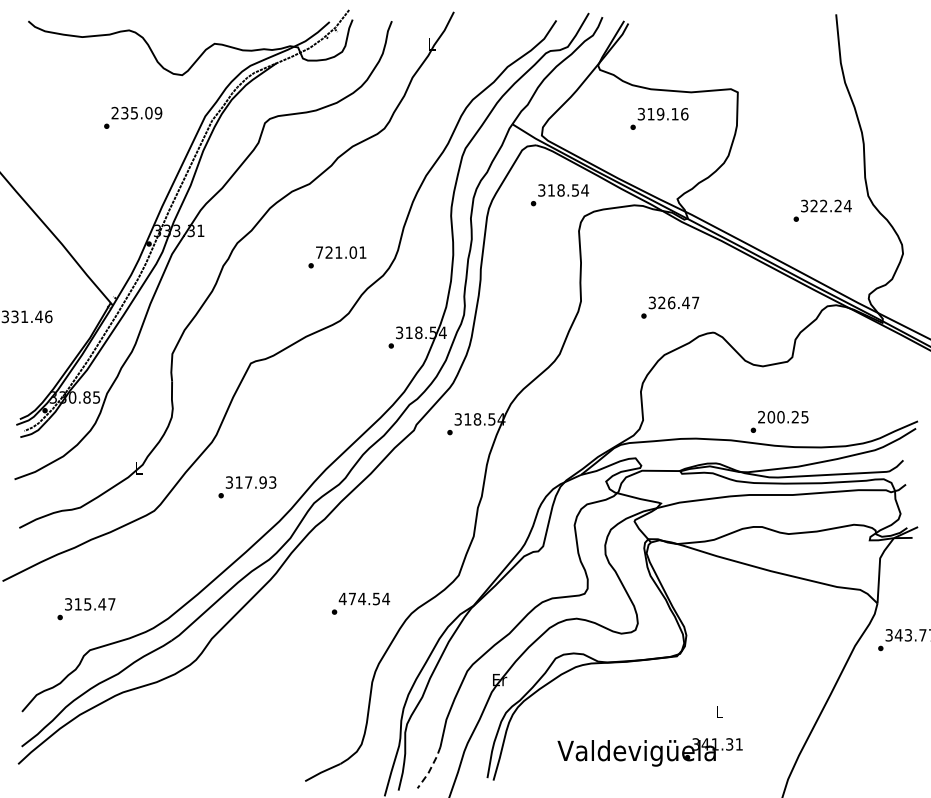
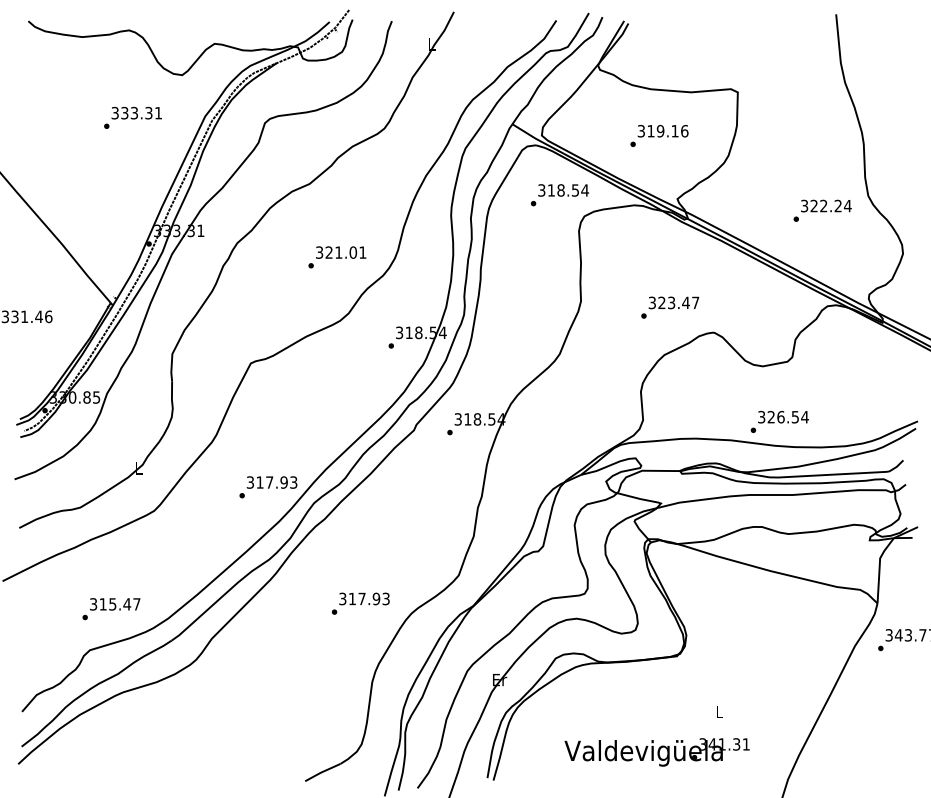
text: 235.09 -> 333.31 (136, 112)
text position: (659, 118) -> (659, 135) (659, 135)
text: 721.01 -> 321.01 (319, 252)
text: 326.47 -> 323.47 (671, 302)
text: 200.25 -> 326.54 (783, 417)
text position: (247, 487) -> (268, 487) (268, 487)
text: 474.54 -> 317.93 (364, 598)
text position: (86, 609) -> (111, 609) (111, 609)
text position: (649, 752) -> (656, 752) (656, 752)
line: dashed -> solid (430, 768)
